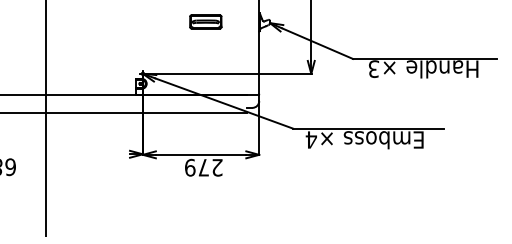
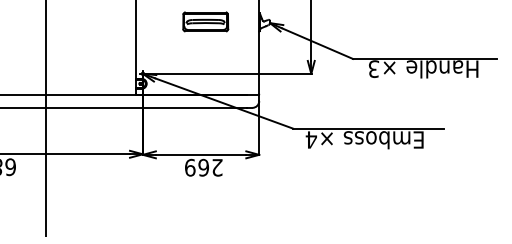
part size: 34x16 px -> 48x22 px (205, 21)
line: none -> present (135, 40)
line position: (124, 112) -> (124, 107) (124, 107)
line: none -> present (66, 154)
text: 279 -> 269 (203, 167)
